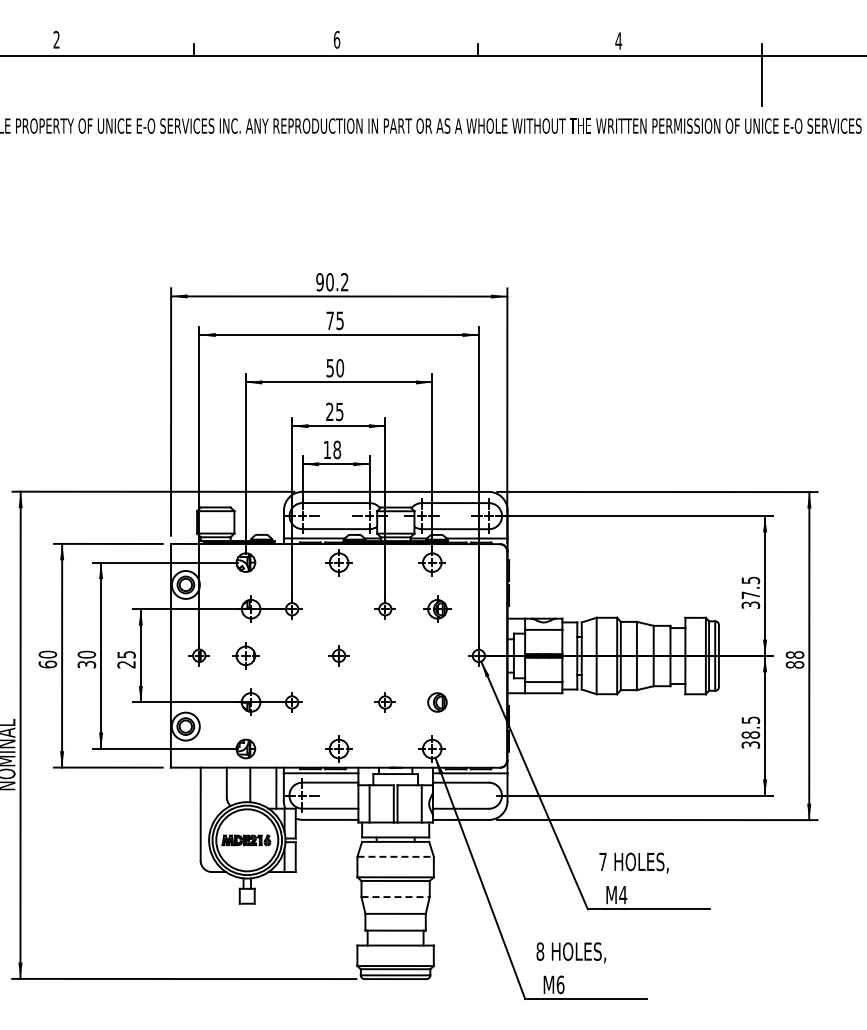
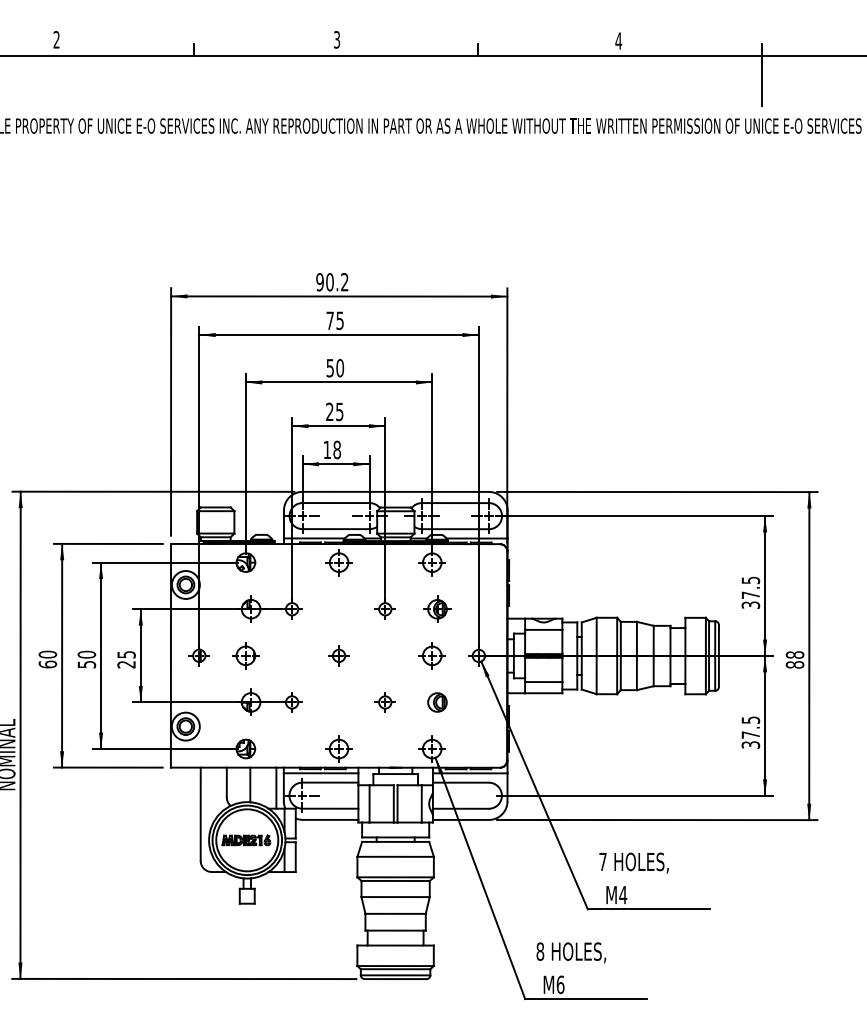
text: 6 -> 3 (336, 39)
part: none -> present (431, 655)
text: 30 -> 50 (86, 664)
text: 38.5 -> 37.5 (750, 734)
line: dashed -> solid (396, 856)
line: dashed -> solid (396, 897)
